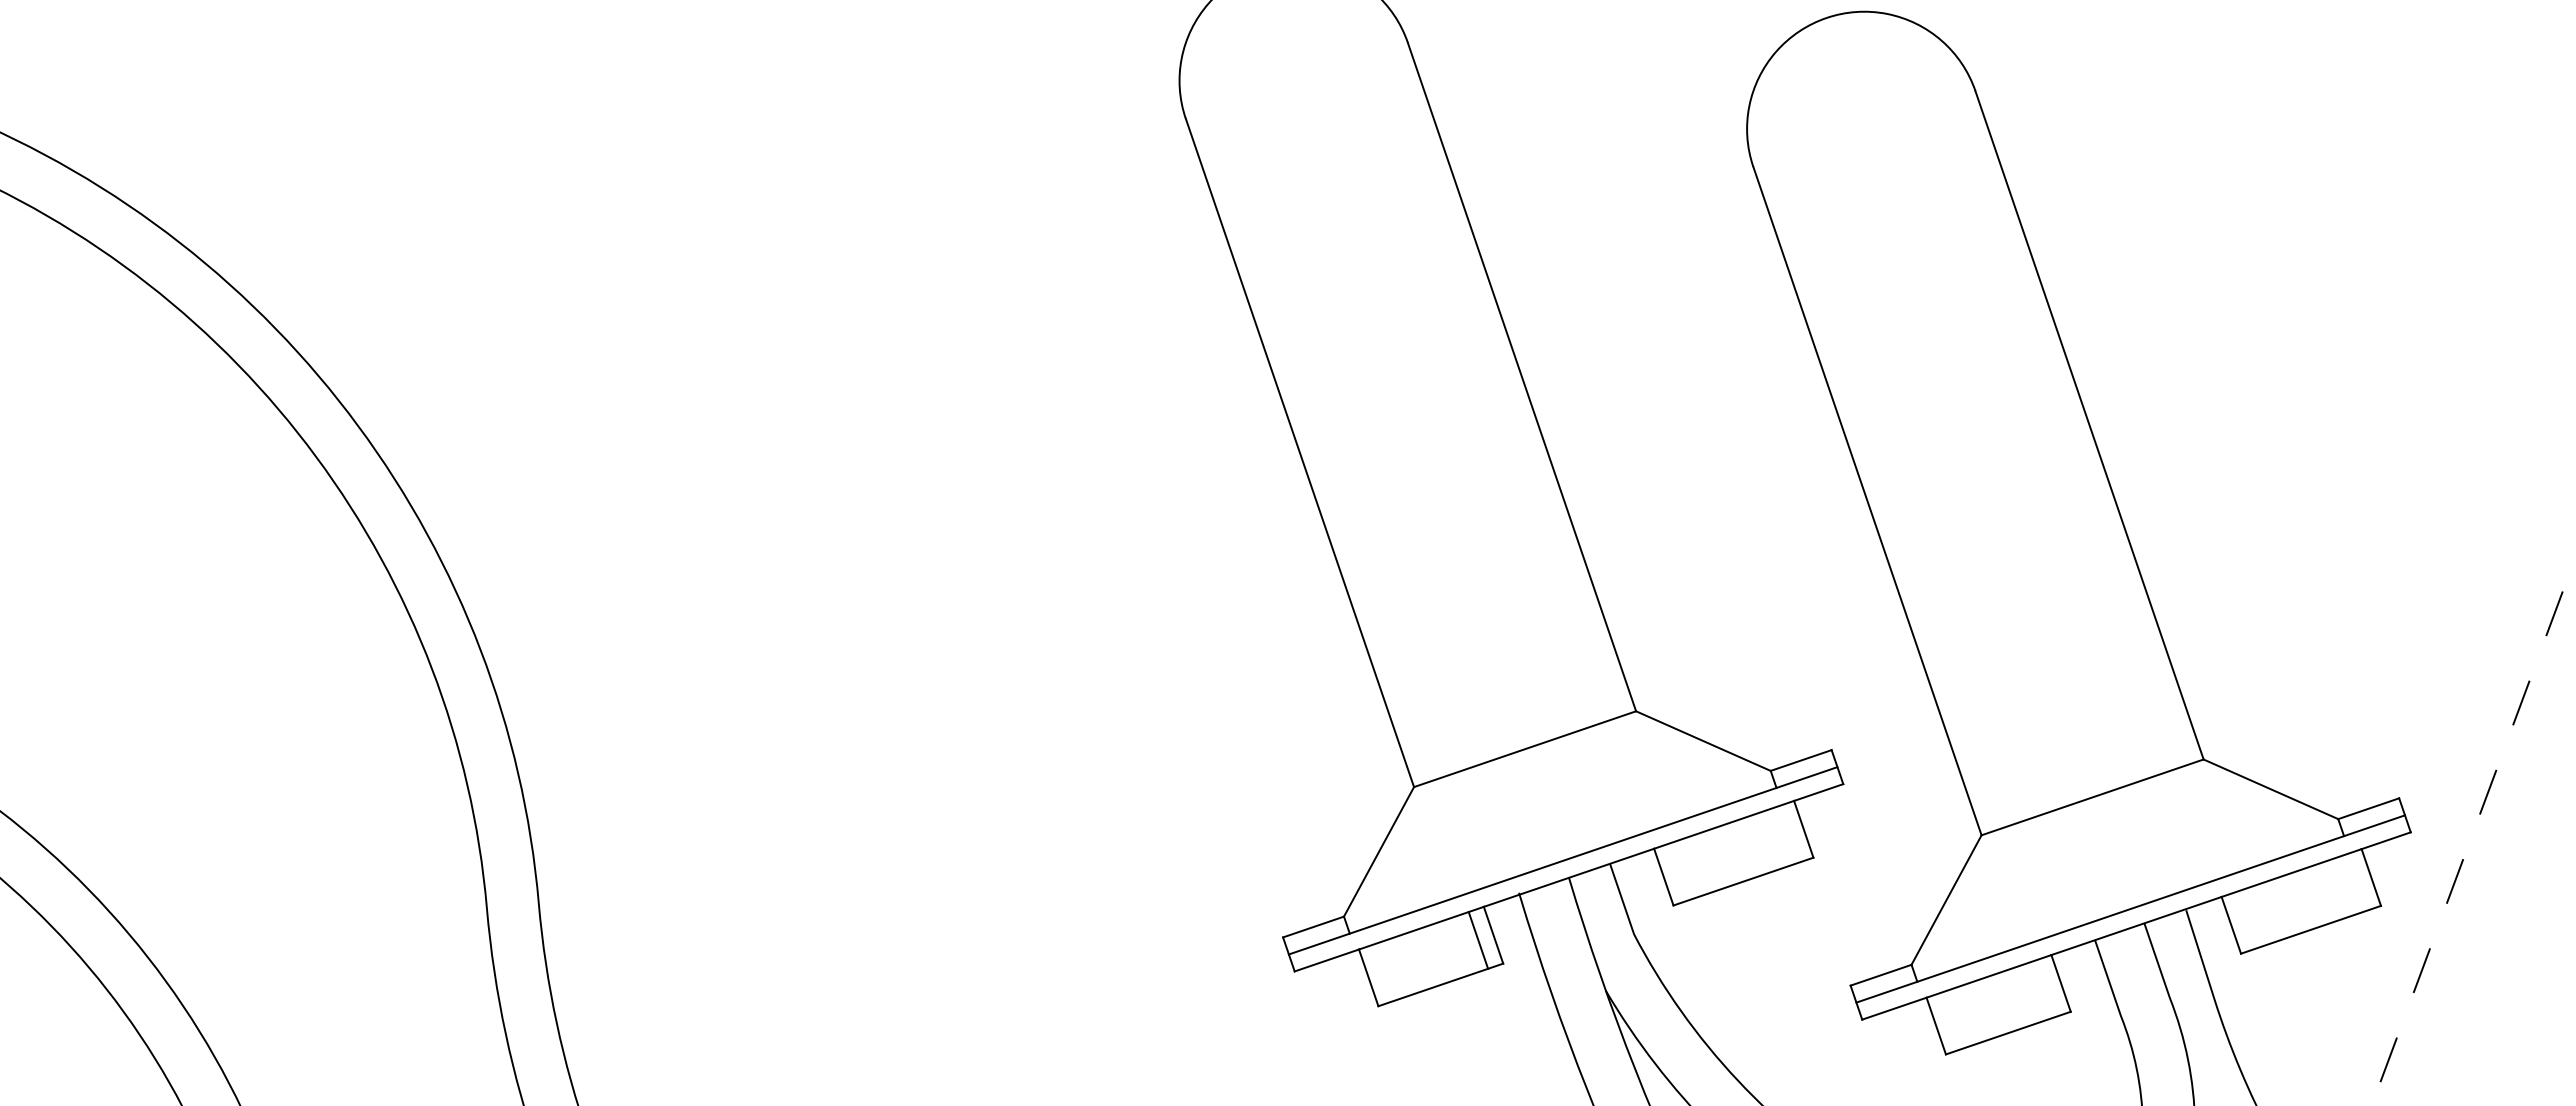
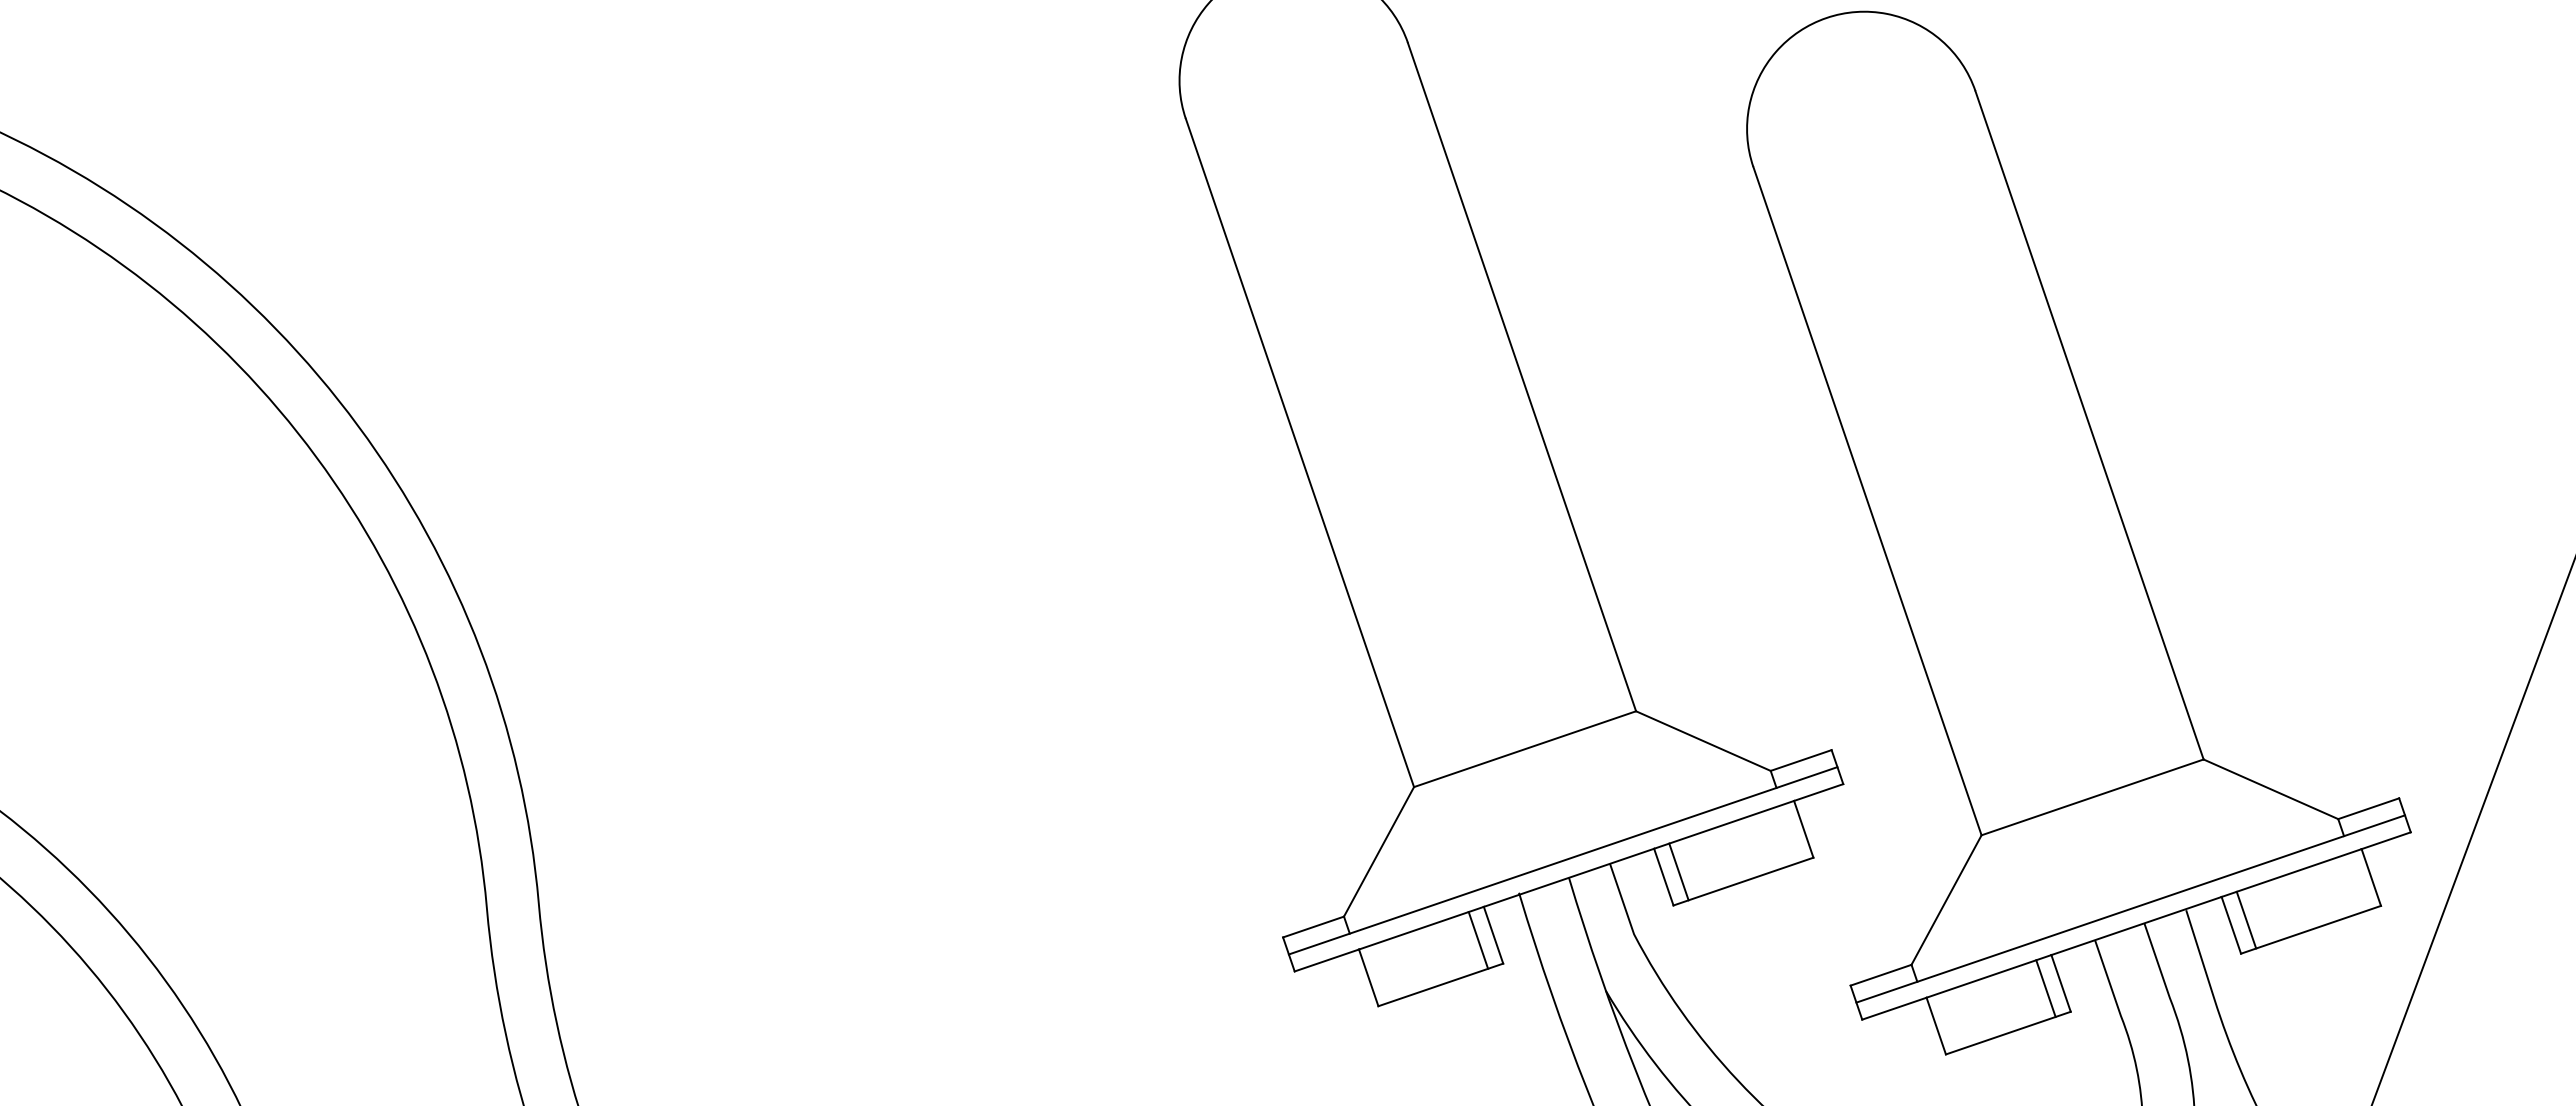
line: dashed -> solid (2473, 831)
line: none -> present (1678, 871)
line: none -> present (2246, 919)
line: none -> present (2045, 988)
